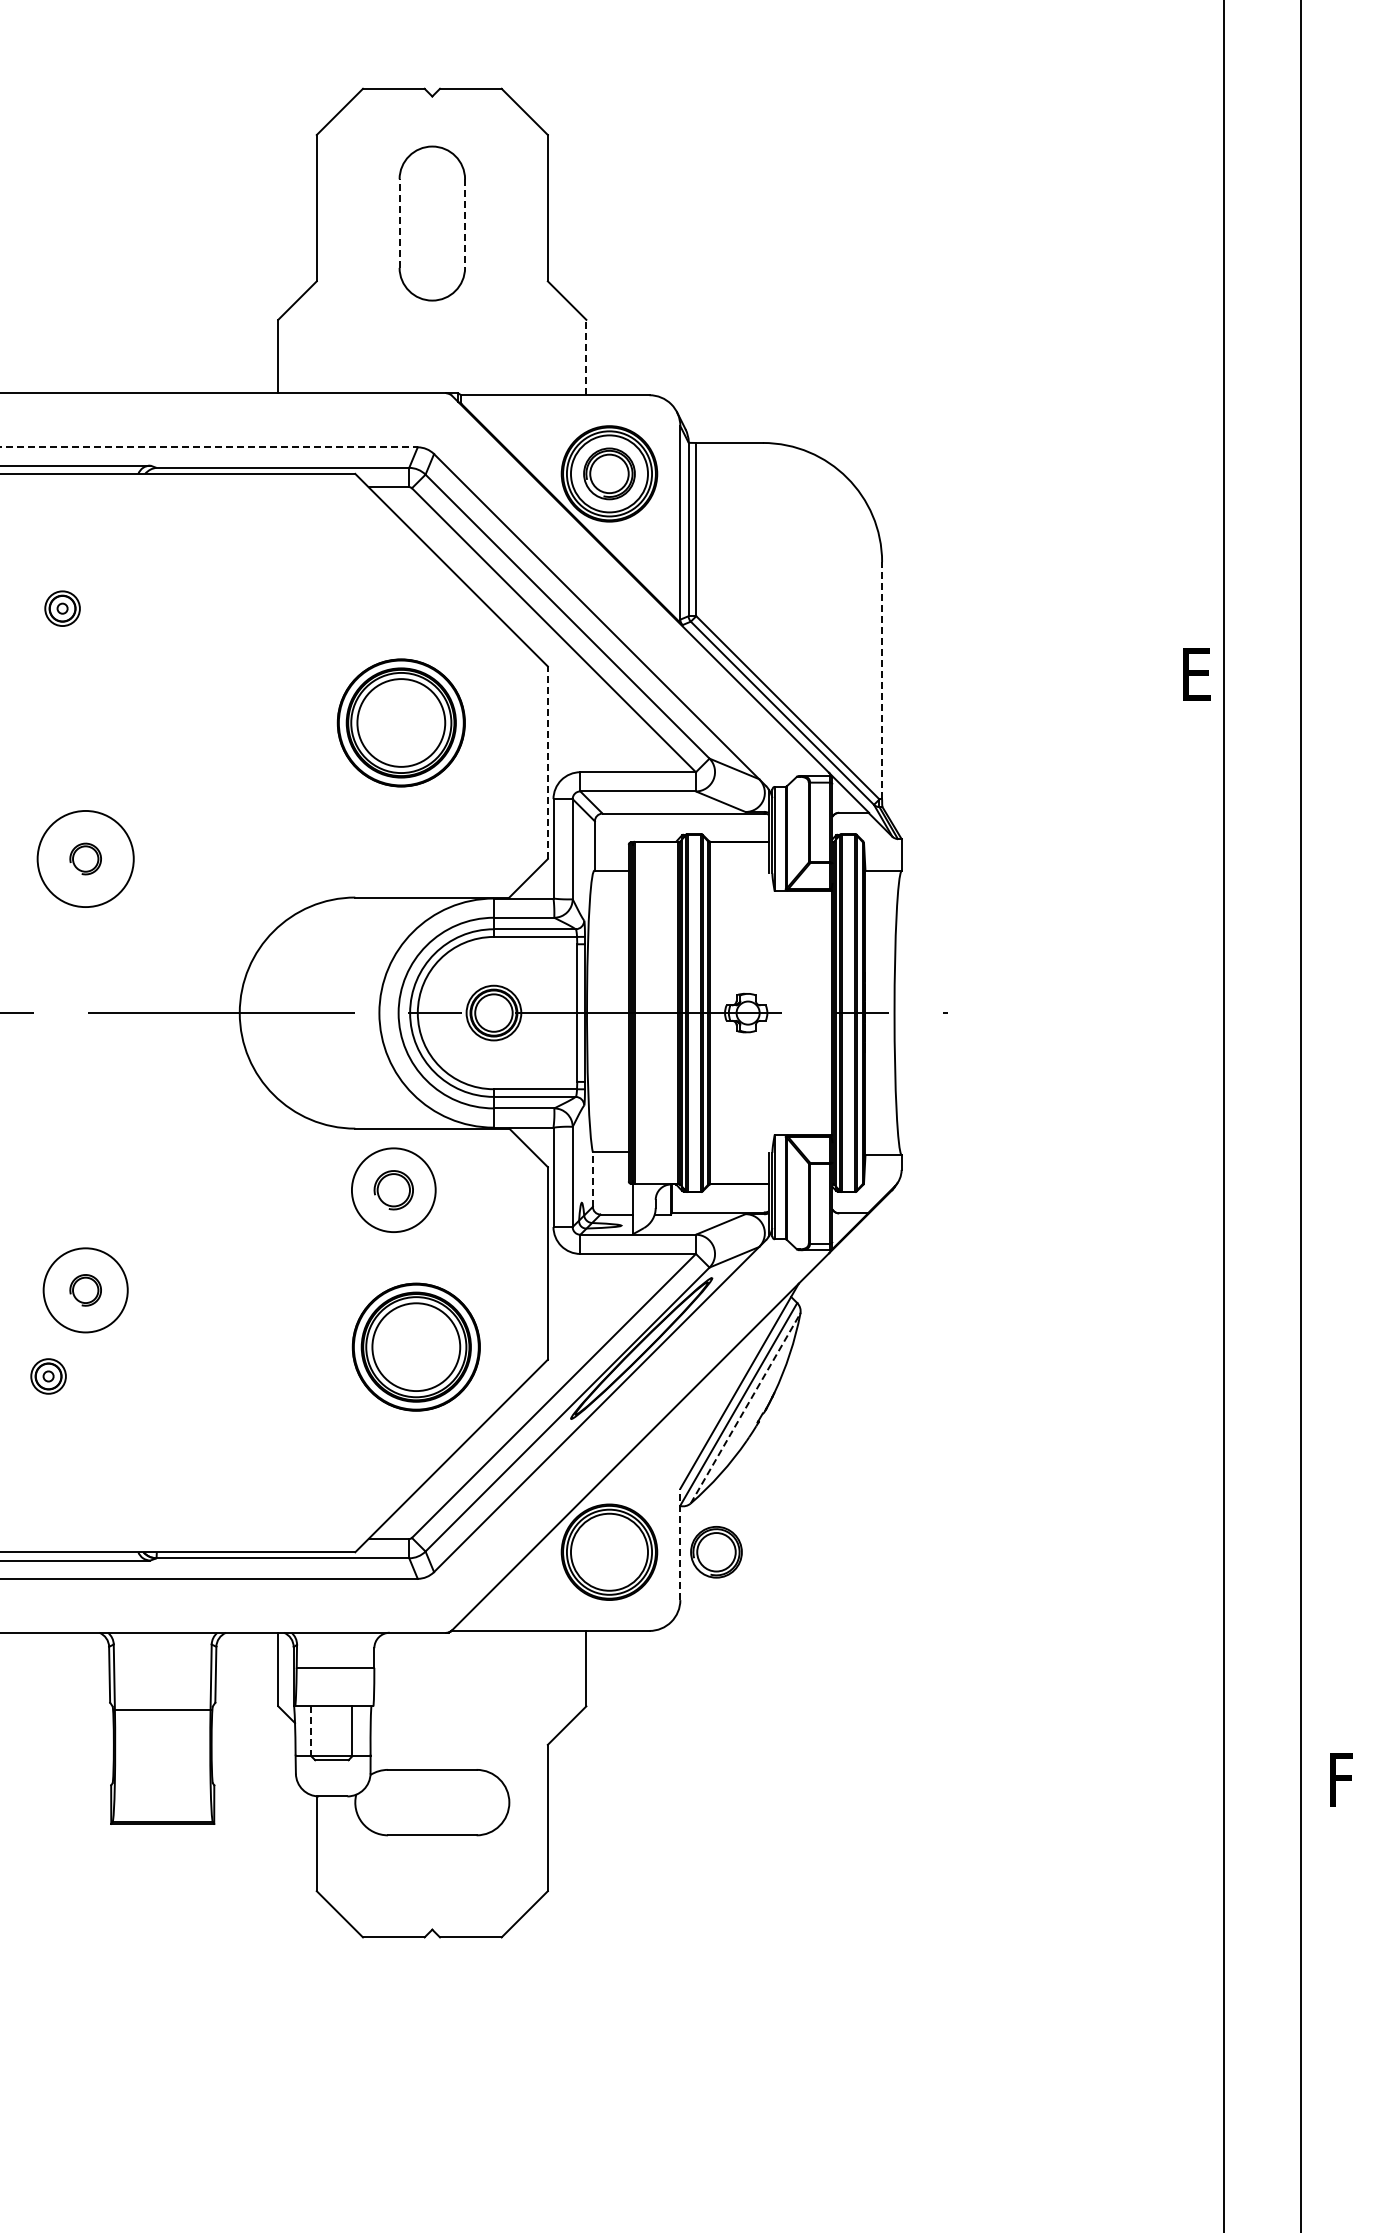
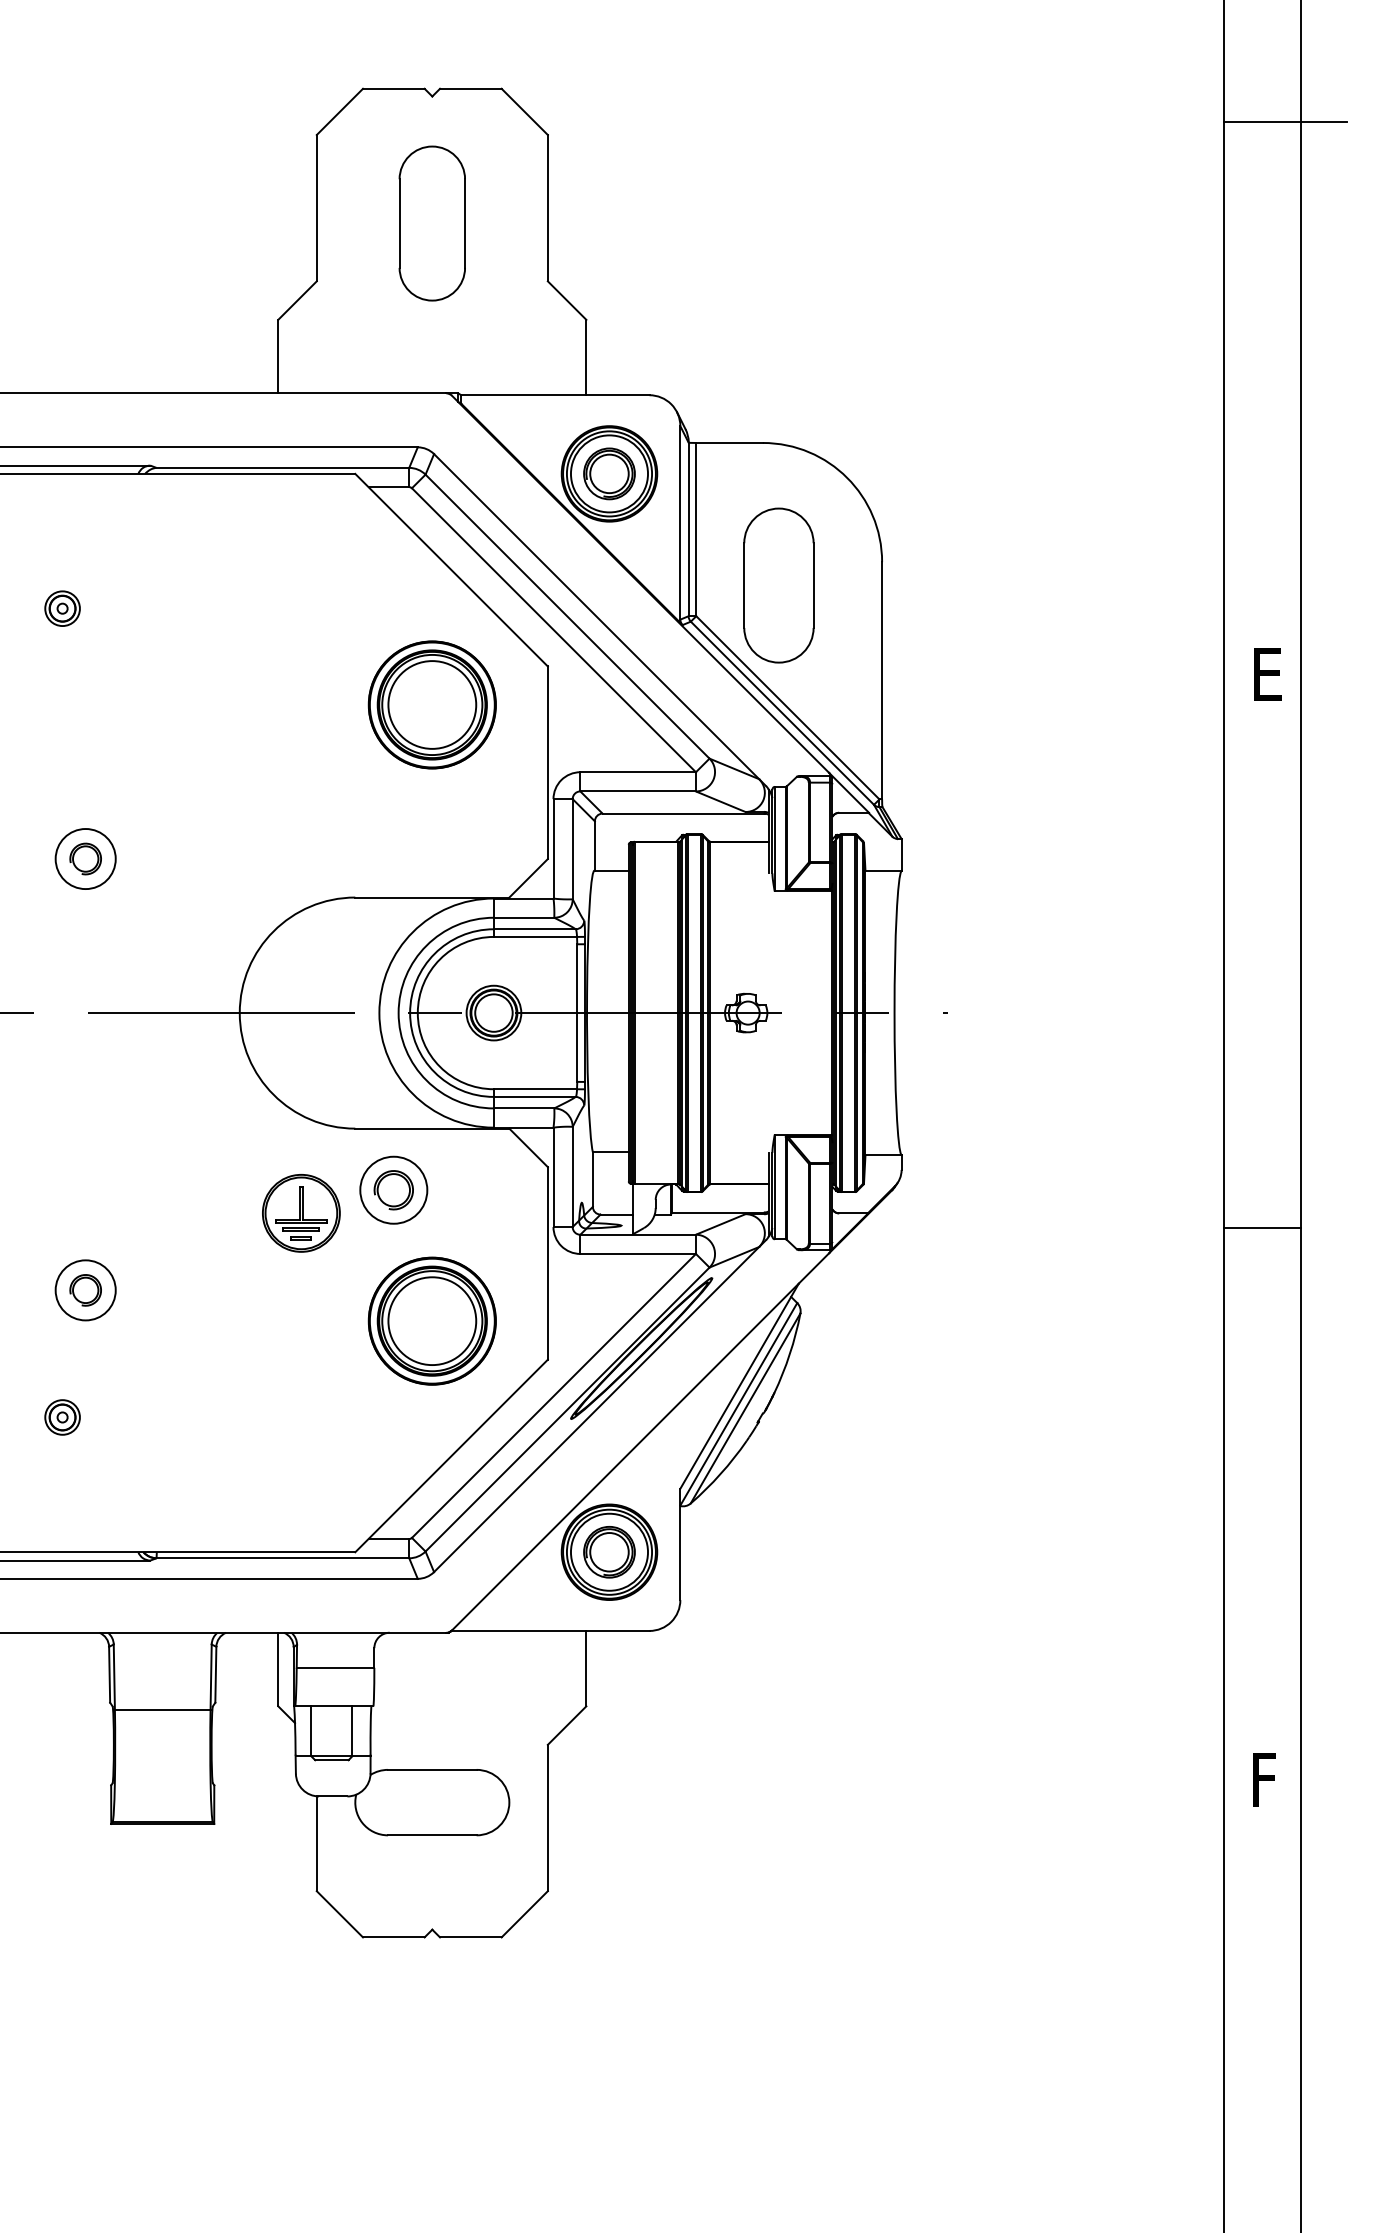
line: none -> present (1285, 122)
line: dashed -> solid (399, 223)
line: dashed -> solid (465, 224)
line: dashed -> solid (586, 357)
line: dashed -> solid (209, 447)
part: none -> present (778, 585)
text position: (1196, 674) -> (1267, 674) (1267, 674)
line: dashed -> solid (882, 680)
part position: (400, 722) -> (431, 704) (431, 704)
line: dashed -> solid (547, 762)
circle diameter: 96 px -> 60 px (85, 859)
line: dashed -> solid (592, 1179)
circle diameter: 84 px -> 67 px (393, 1189)
part: none -> present (301, 1213)
line: none -> present (1261, 1227)
circle diameter: 84 px -> 60 px (85, 1290)
part position: (415, 1346) -> (431, 1320) (431, 1320)
part position: (48, 1376) -> (62, 1417) (62, 1417)
line: dashed -> solid (745, 1408)
line: dashed -> solid (680, 1544)
part position: (716, 1552) -> (609, 1552) (609, 1552)
line: dashed -> solid (311, 1731)
text position: (1341, 1779) -> (1264, 1779) (1264, 1779)
